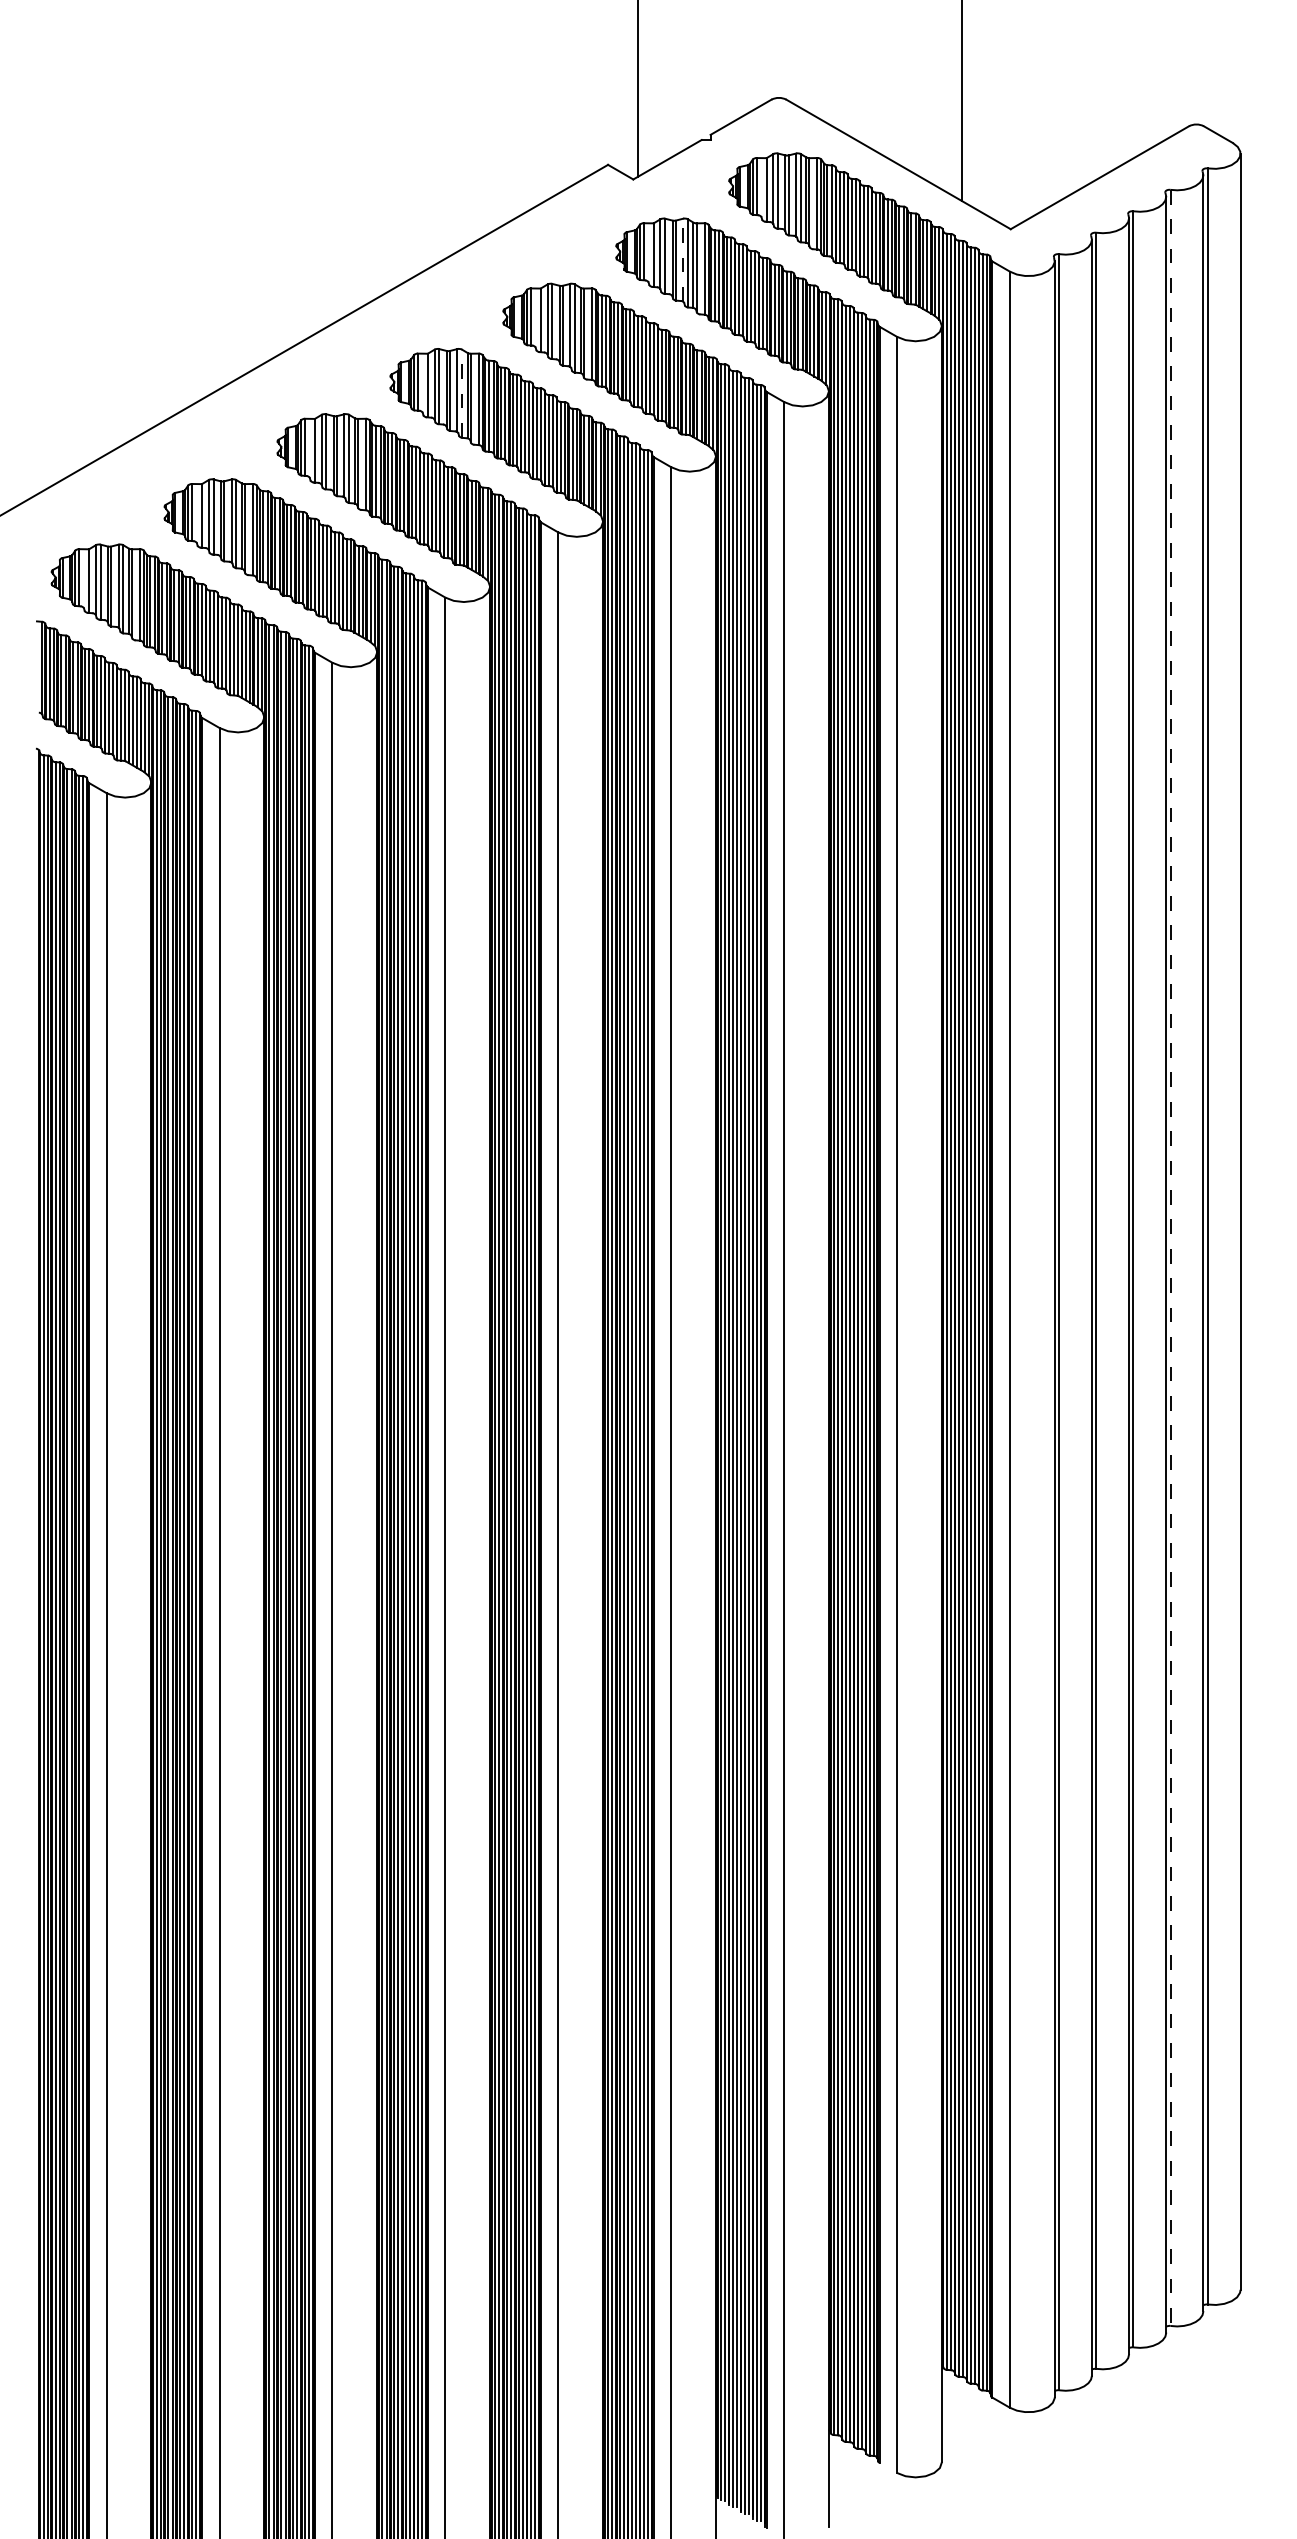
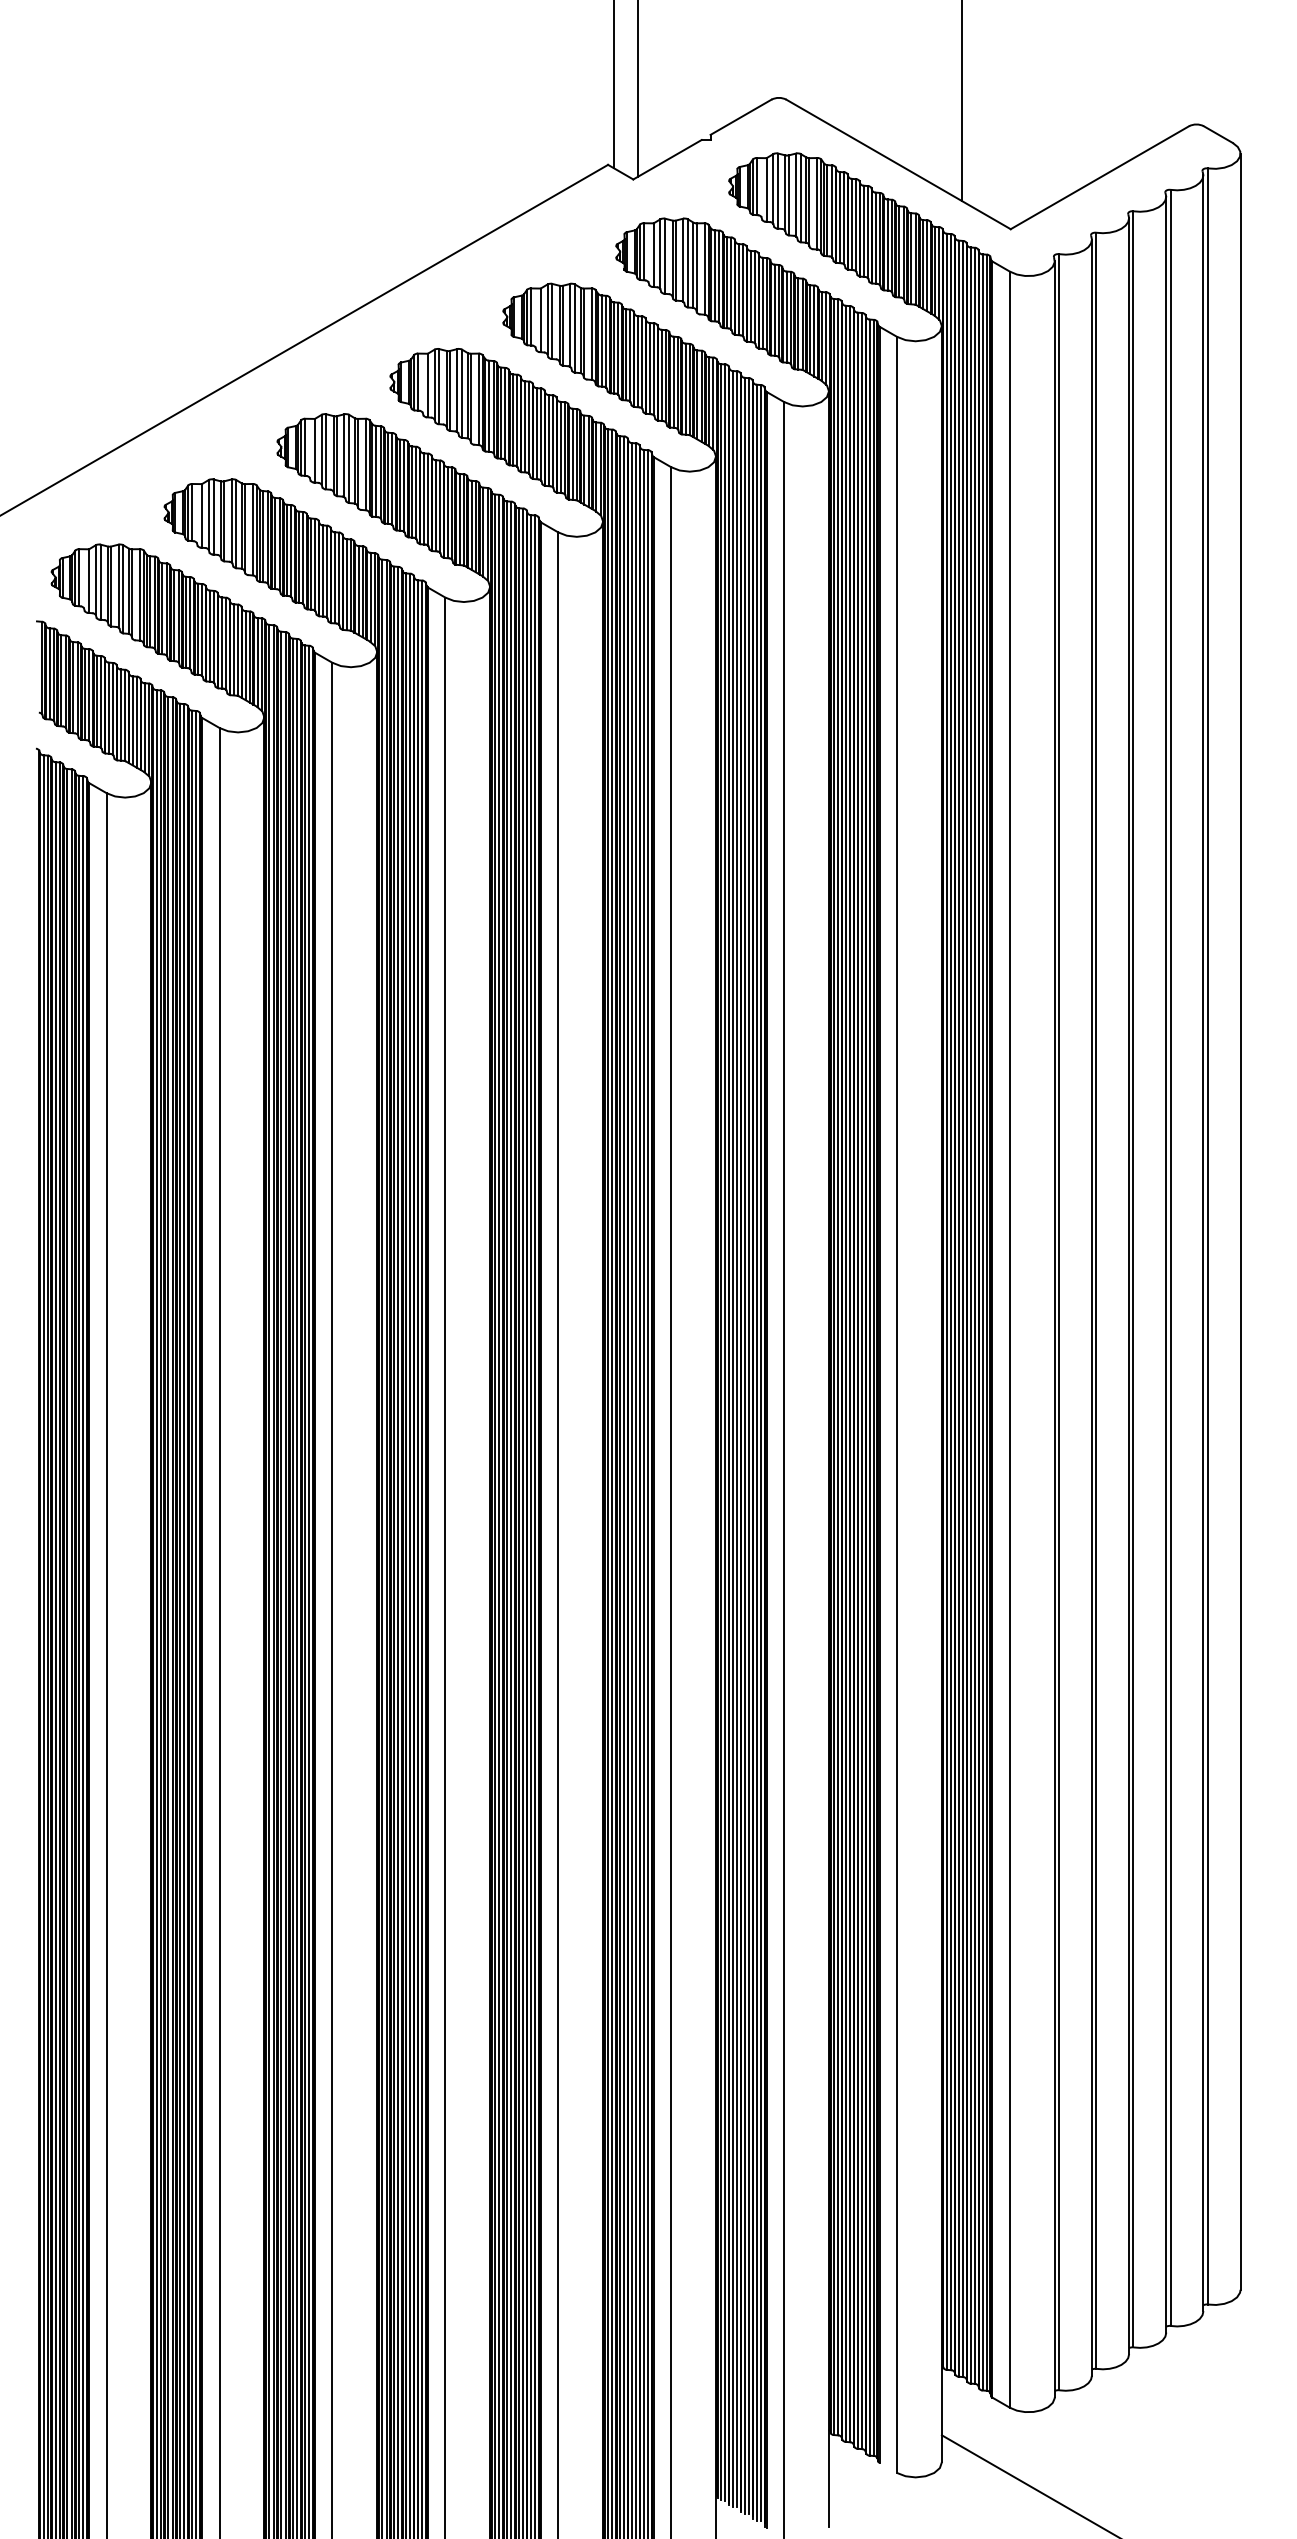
line: none -> present (614, 85)
line: dashed -> solid (683, 260)
line: dashed -> solid (462, 393)
line: dashed -> solid (1170, 1258)
line: none -> present (1028, 2485)
